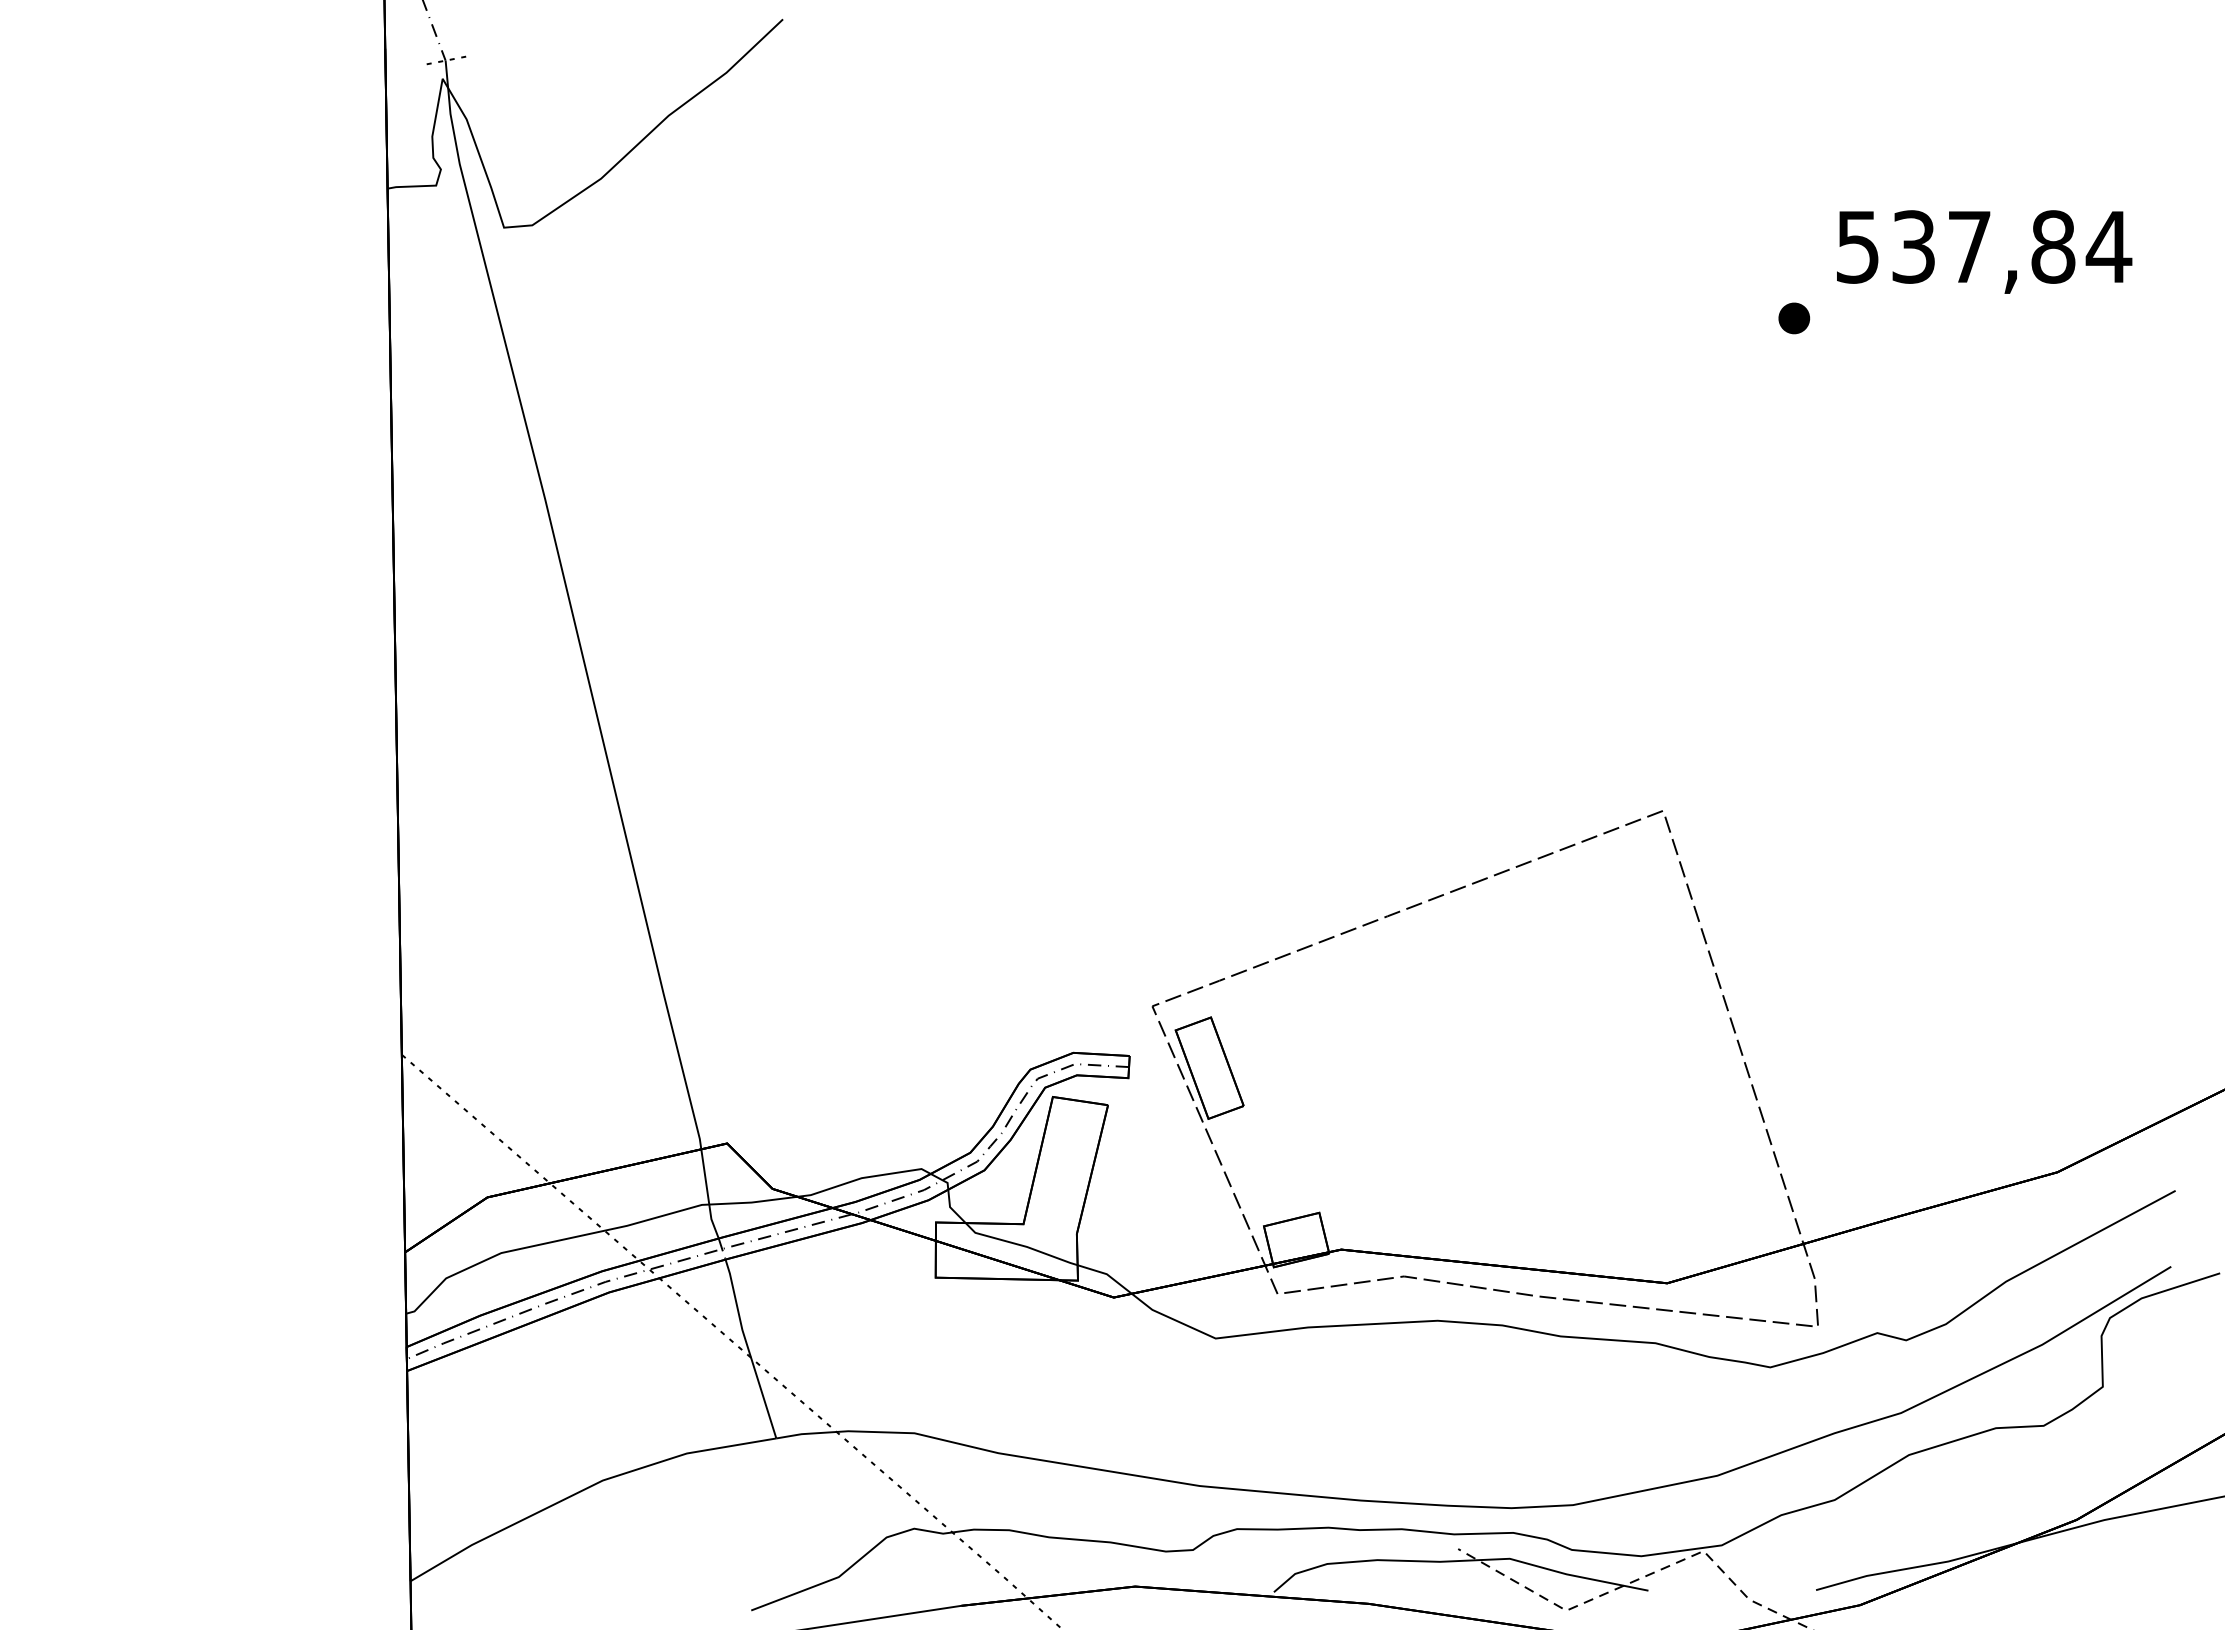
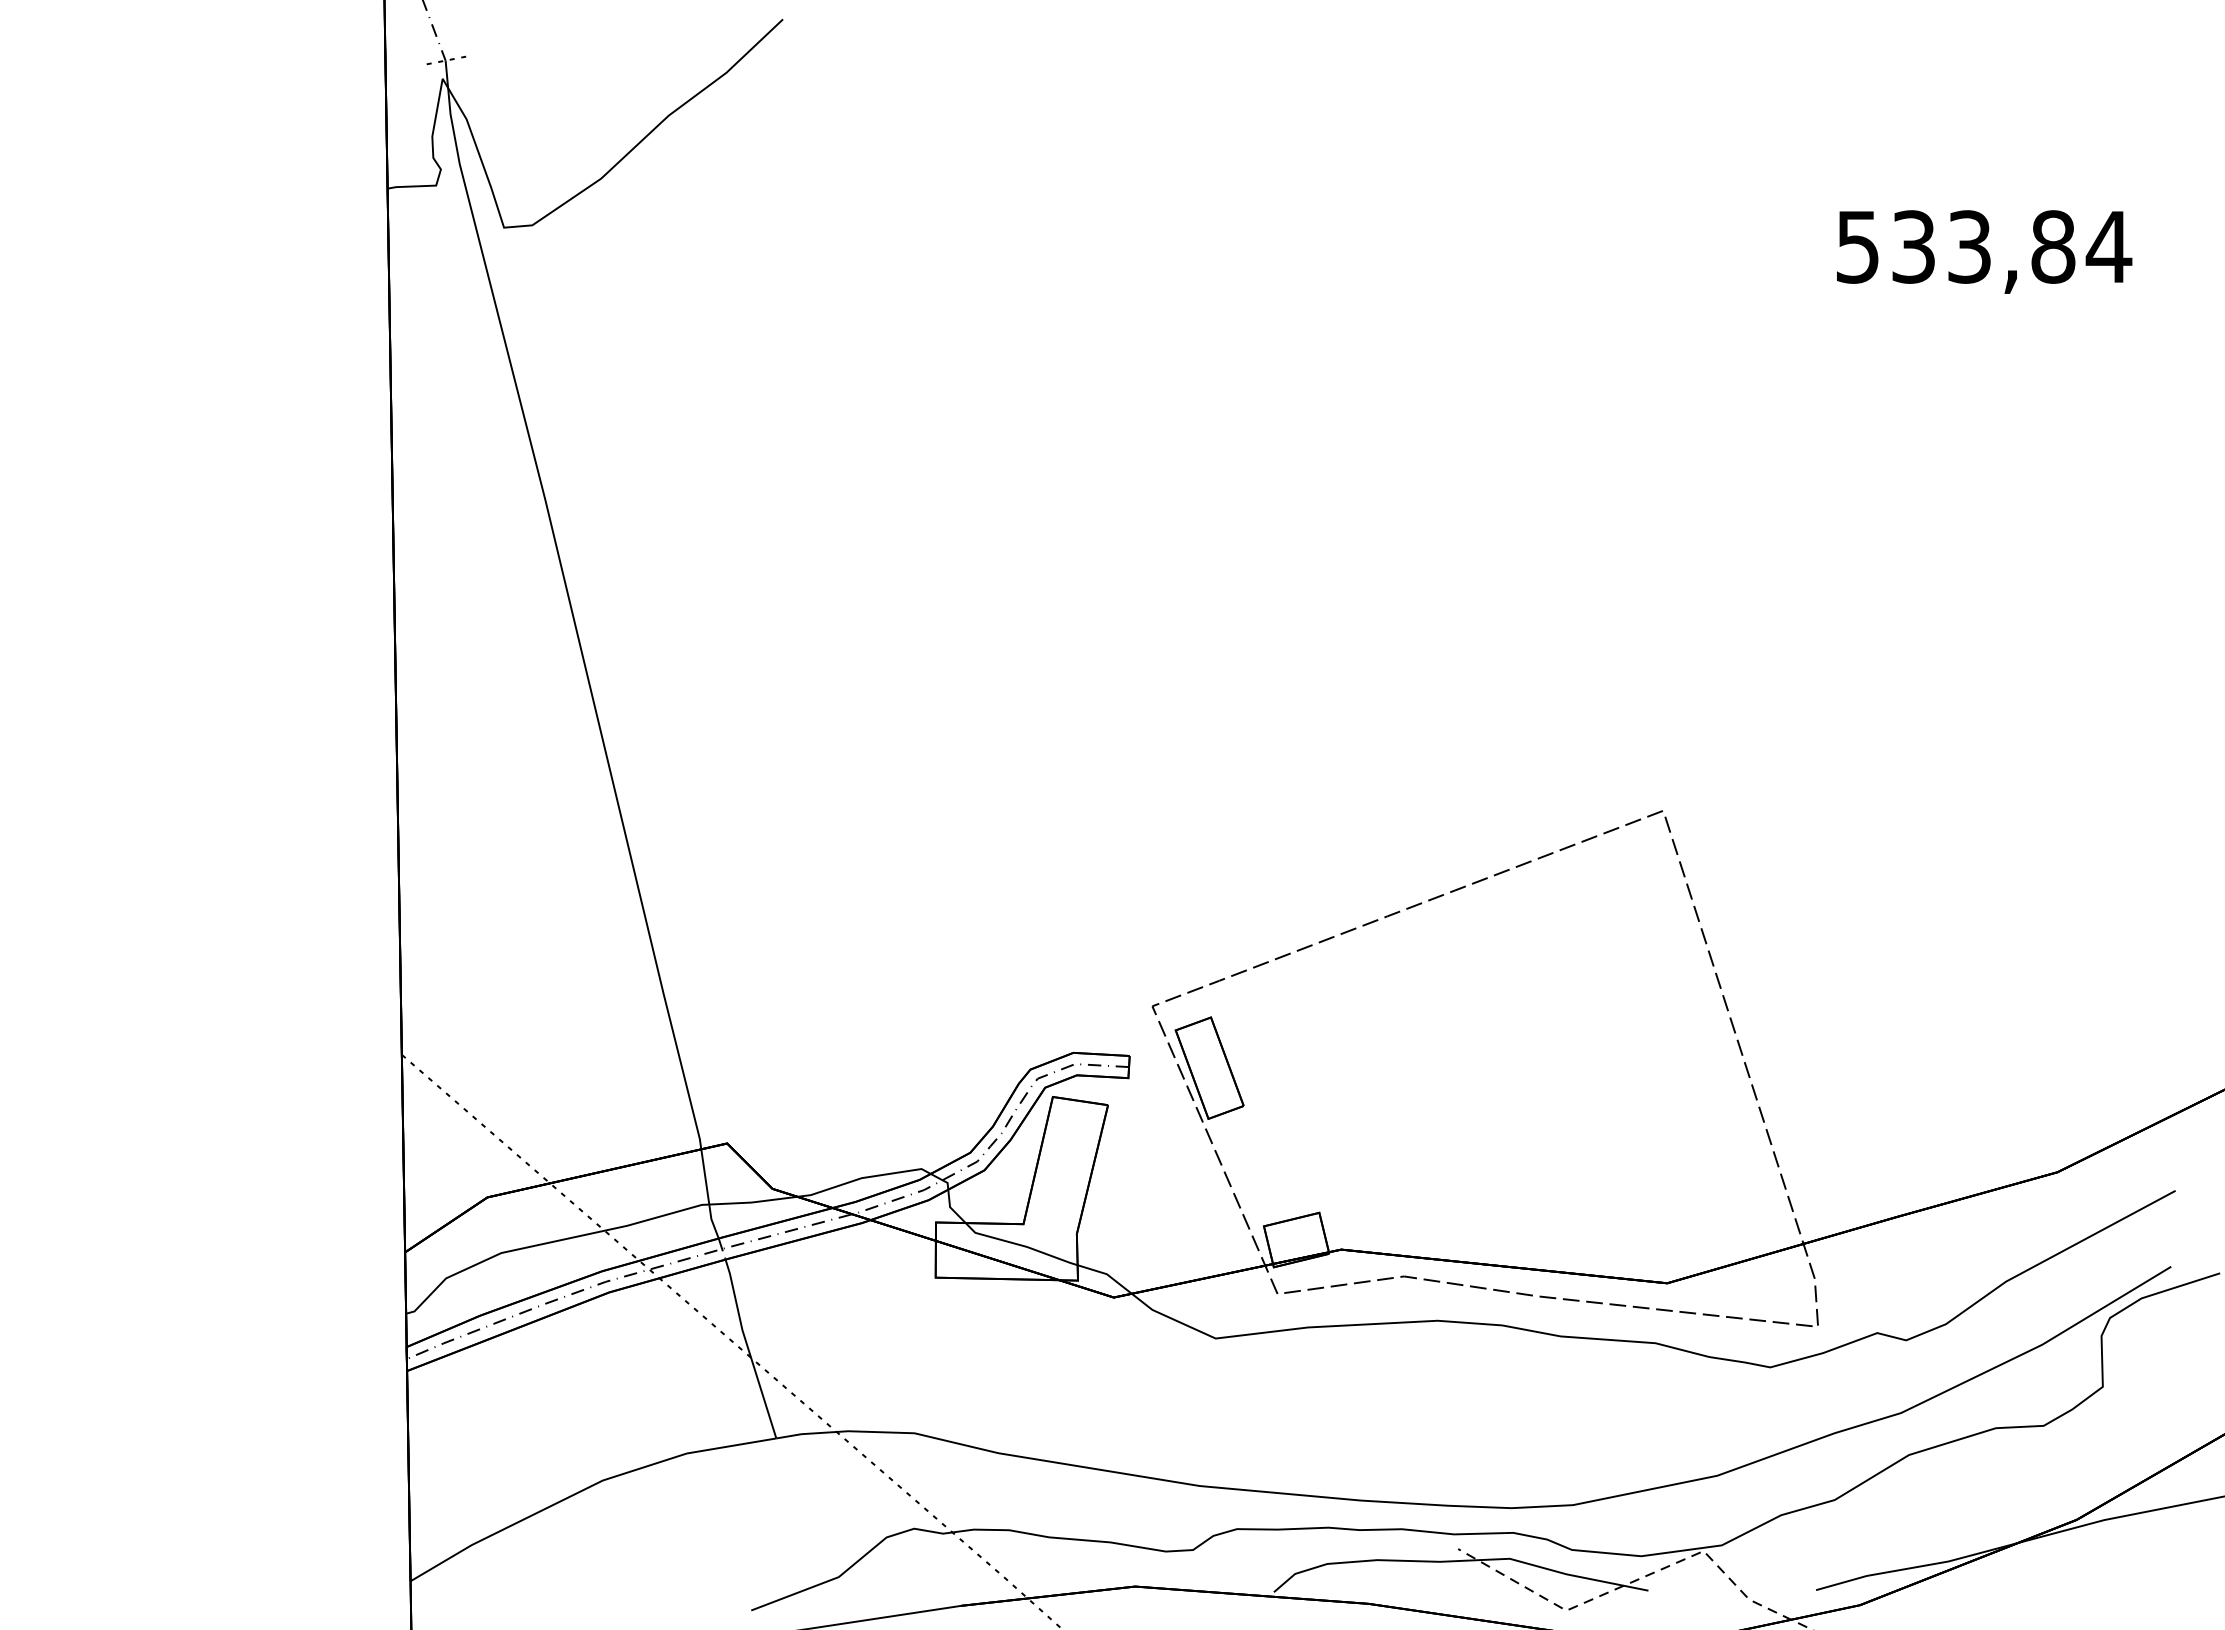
text: 537,84 -> 533,84 (1969, 246)
part: present -> none (1794, 318)
